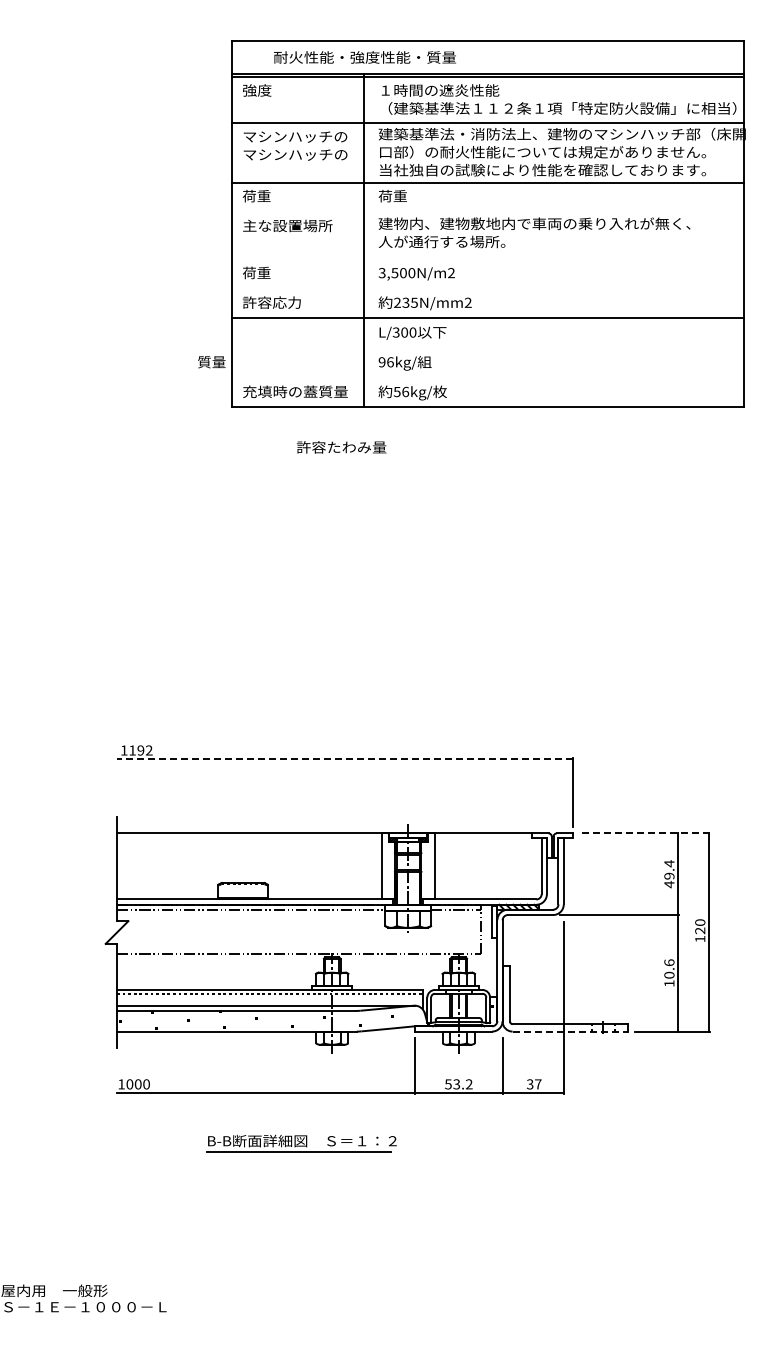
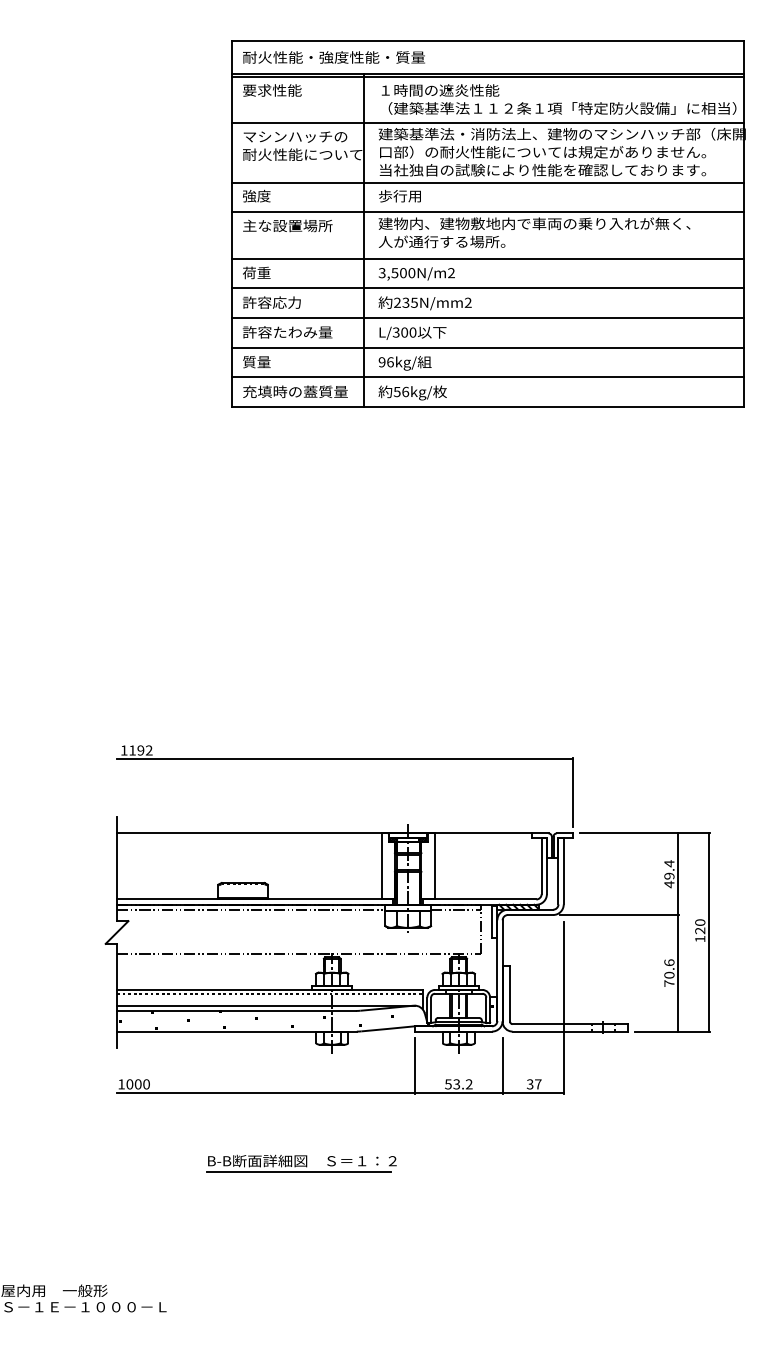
text position: (364, 57) -> (333, 57) (333, 57)
text: 強度 -> 要求性能 (272, 90)
text: マシンハッチの -> 耐火性能について (302, 154)
text: 荷重 -> 強度 (256, 195)
text: 荷重 -> 歩行用 (399, 195)
line: none -> present (488, 212)
line: none -> present (488, 258)
line: none -> present (488, 288)
line: none -> present (488, 347)
text position: (211, 362) -> (256, 362) (256, 362)
line: none -> present (488, 377)
text position: (341, 447) -> (287, 332) (287, 332)
line: dashed -> solid (344, 759)
line: dashed -> solid (644, 833)
text: 10.6 -> 70.6 (669, 983)
line: dashed -> solid (570, 1031)
part position: (301, 1143) -> (301, 1163) (301, 1163)
